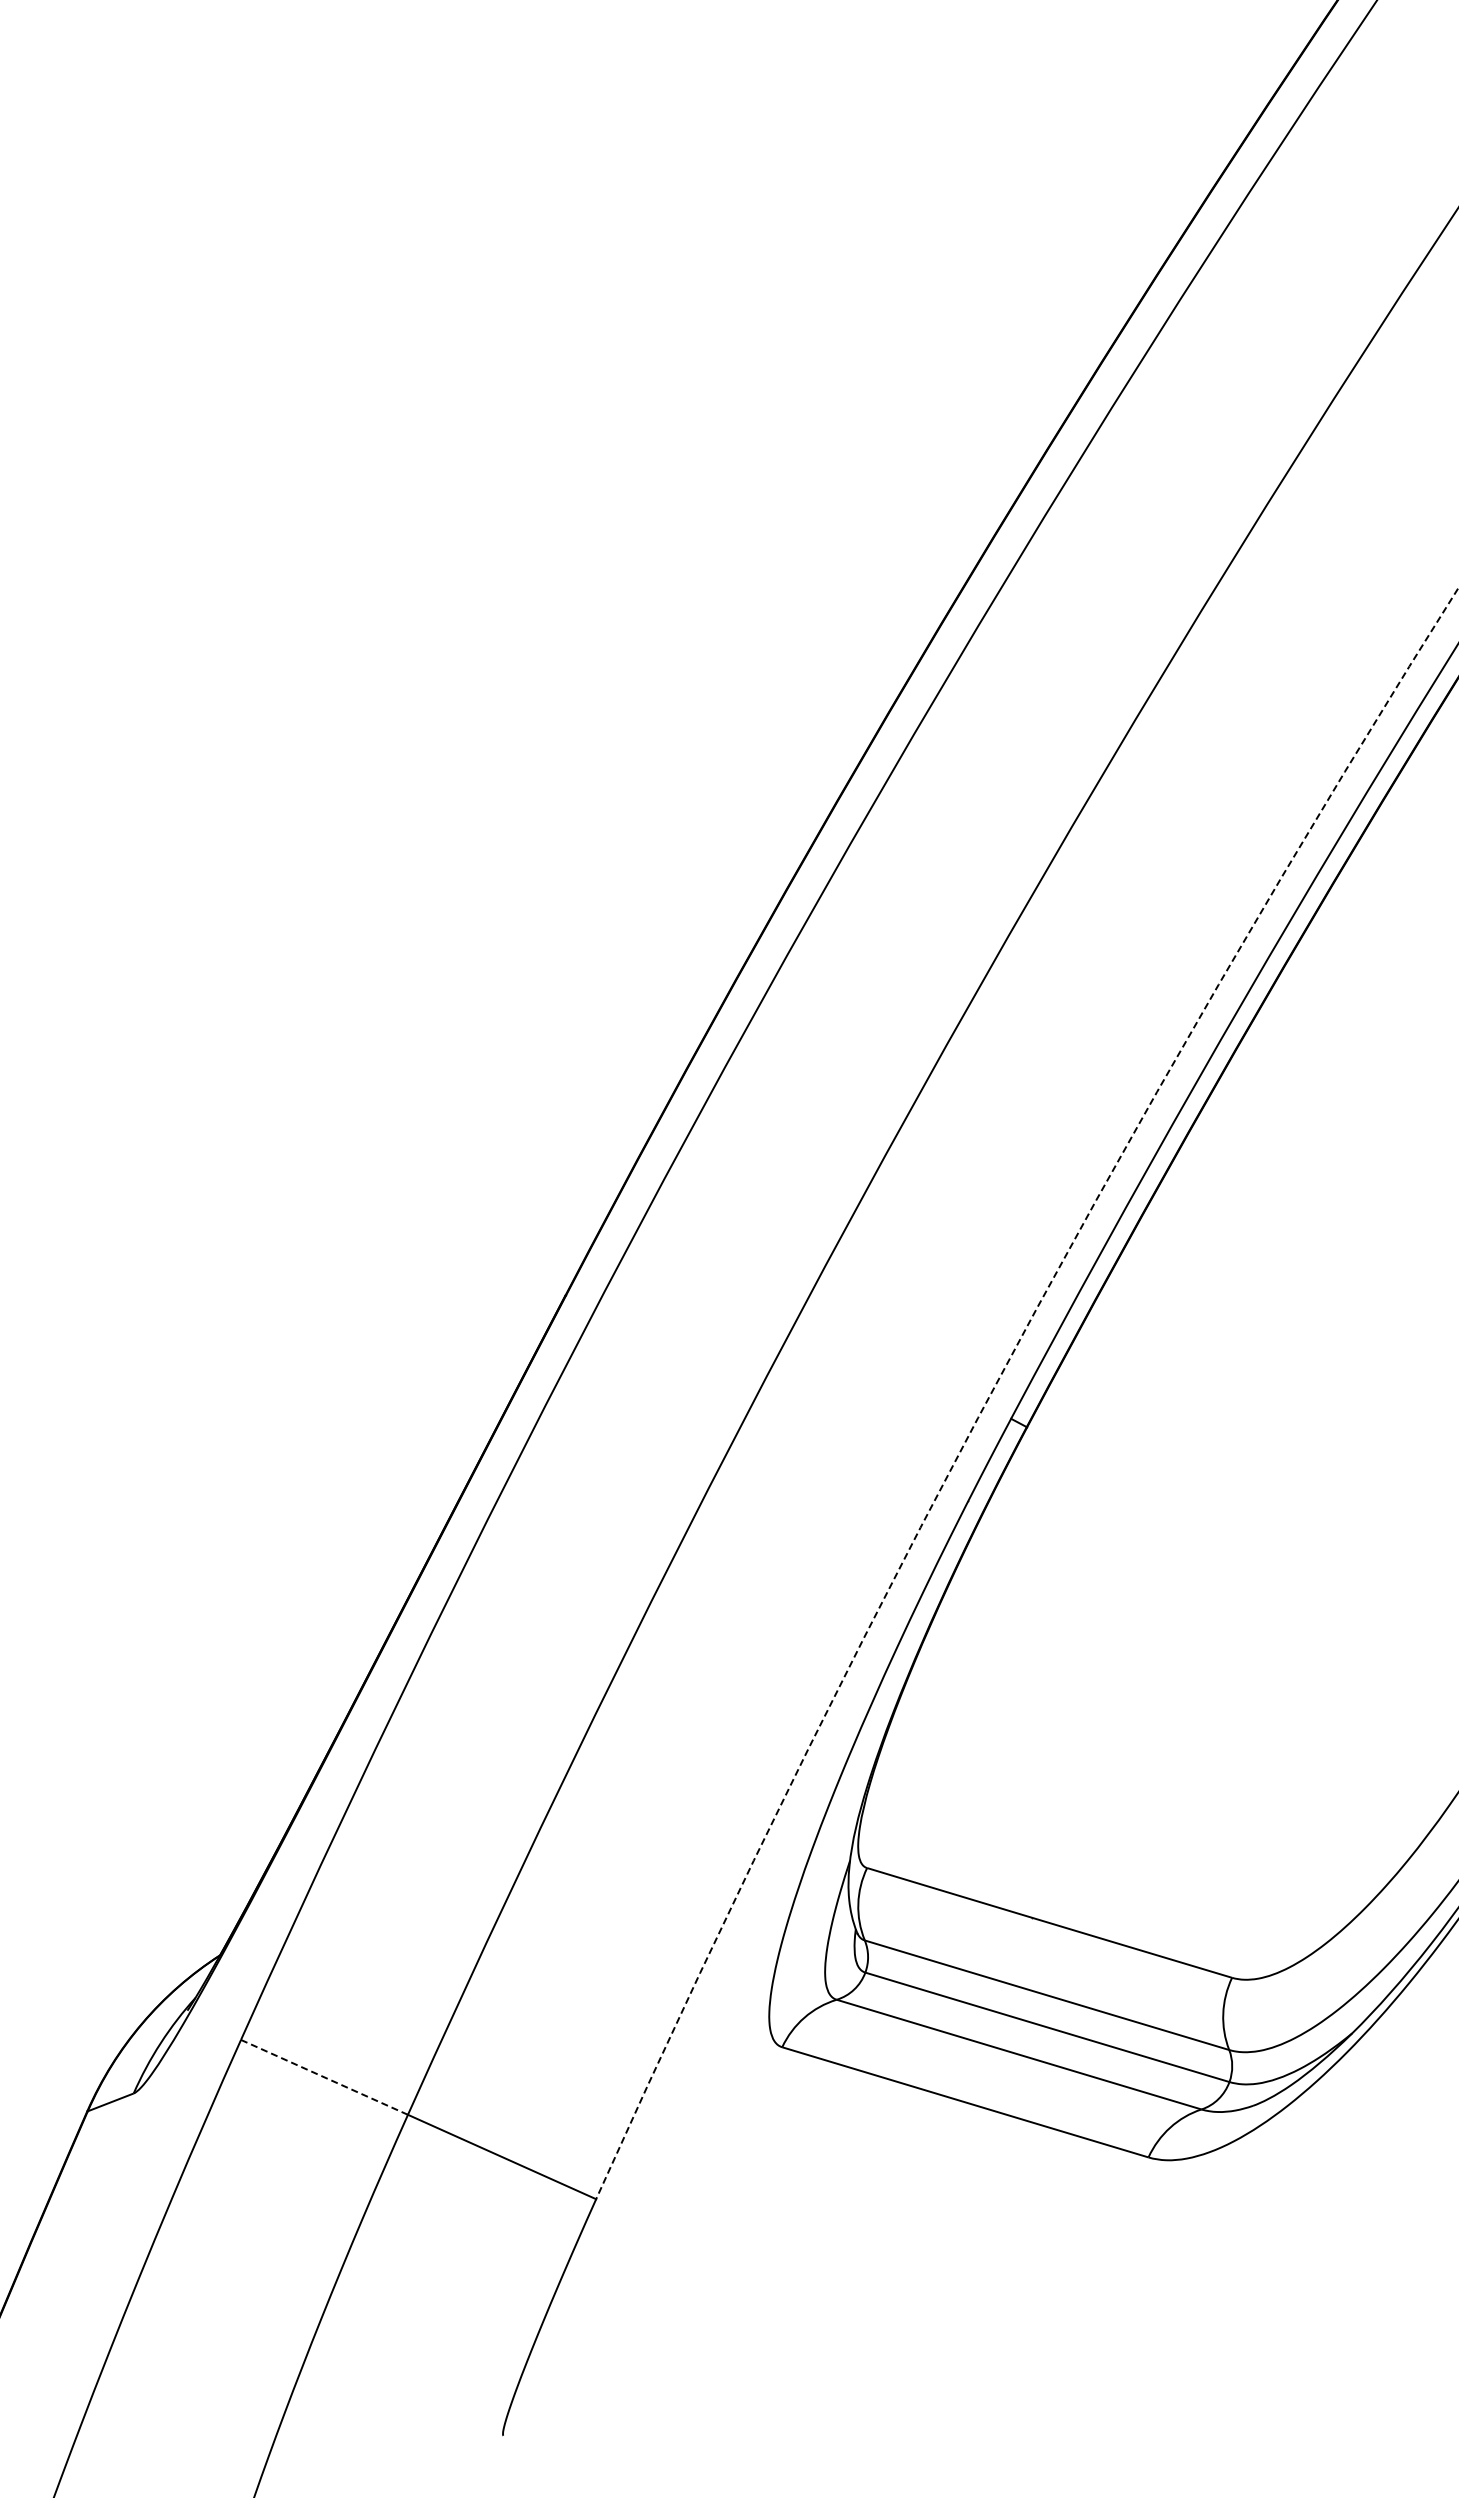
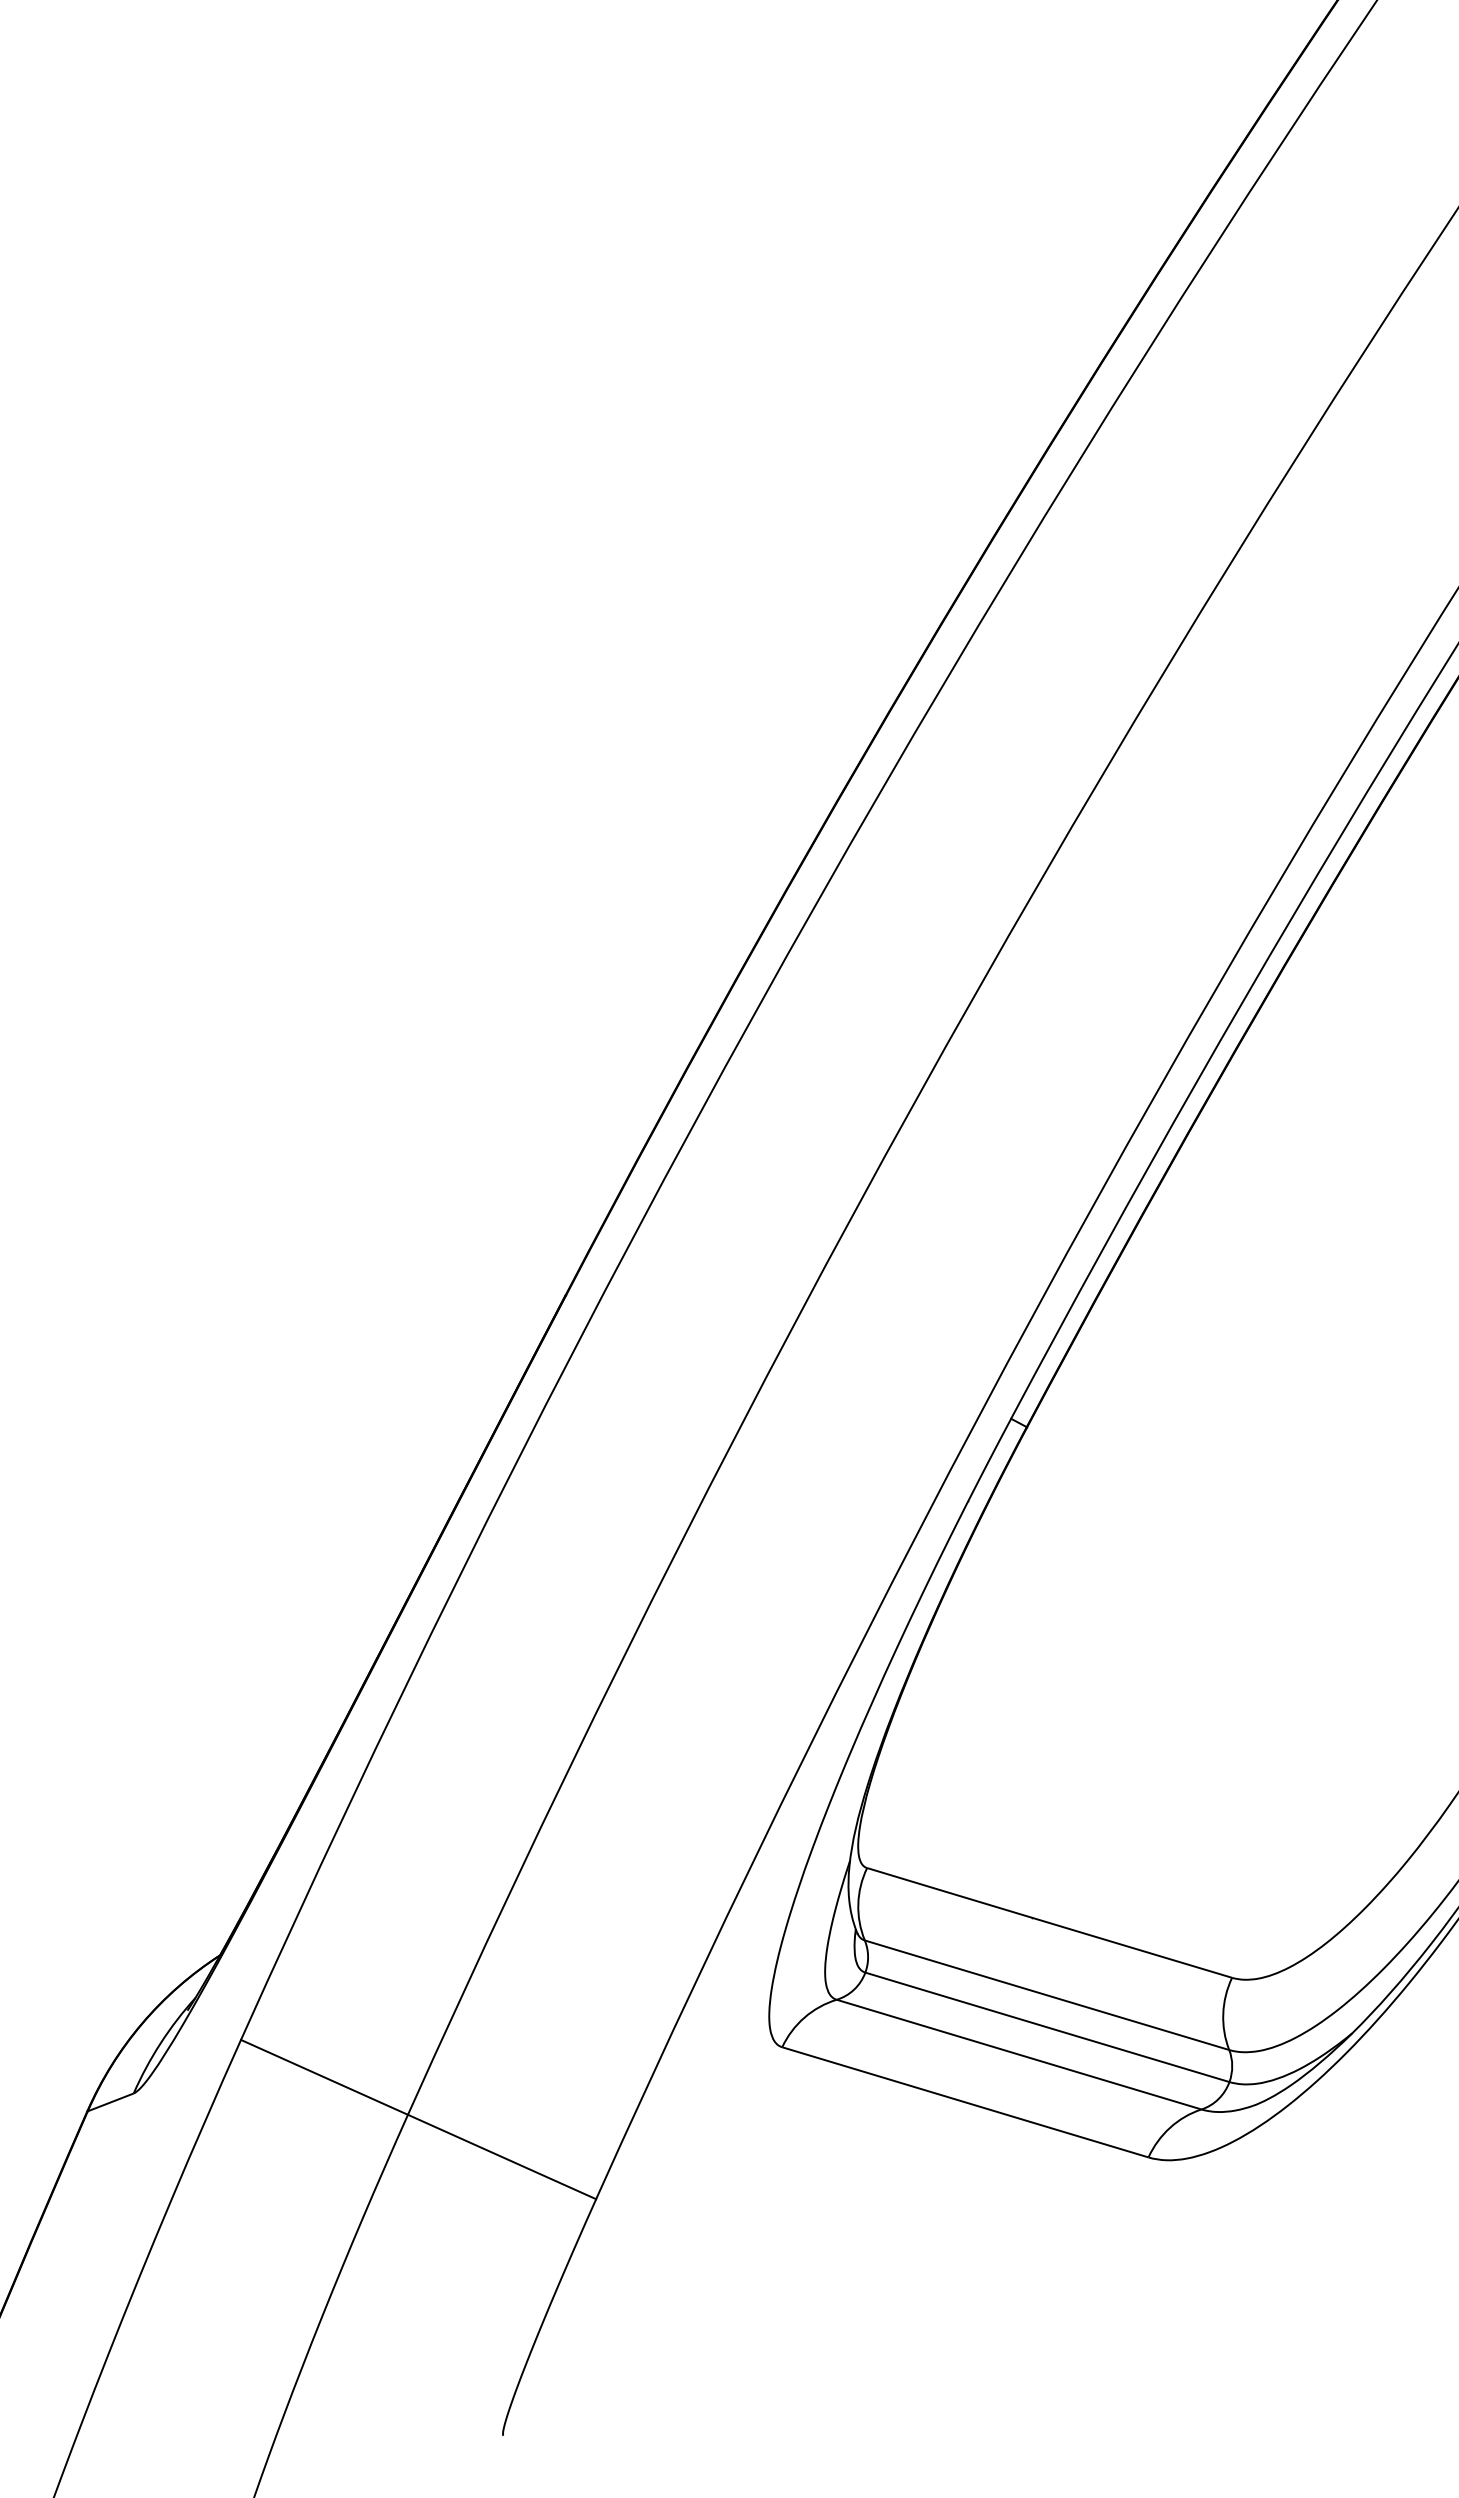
arc: dashed -> solid (996, 1382)
line: dashed -> solid (324, 2077)
